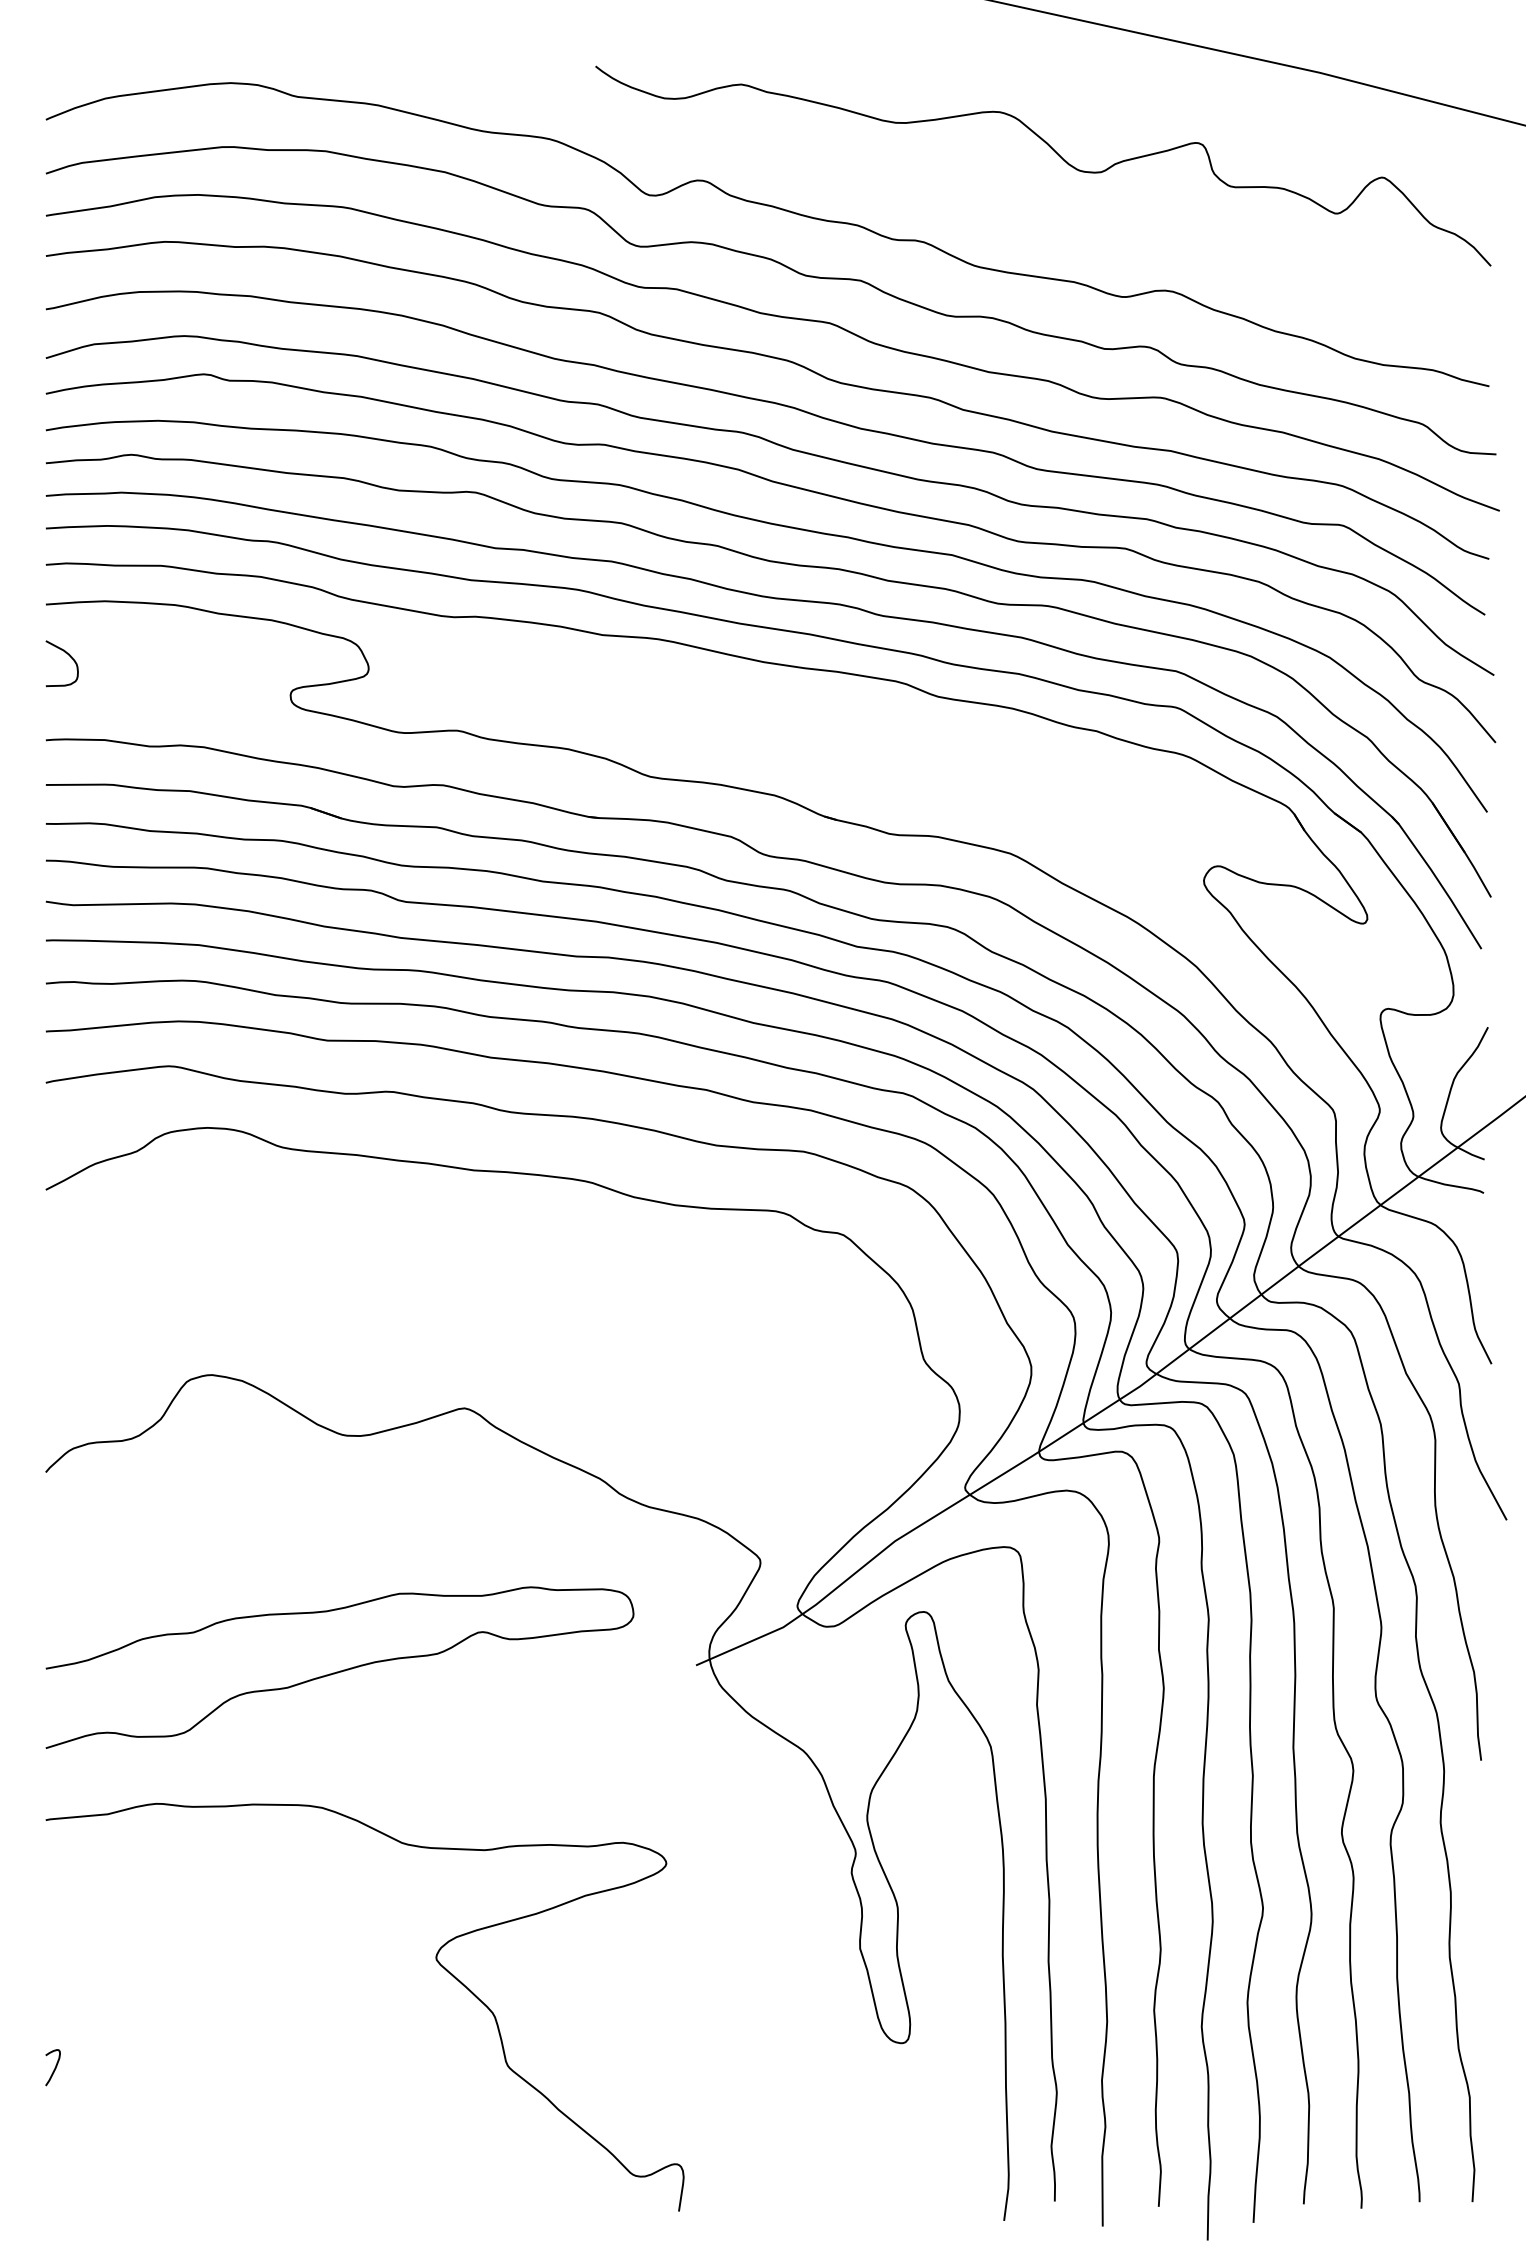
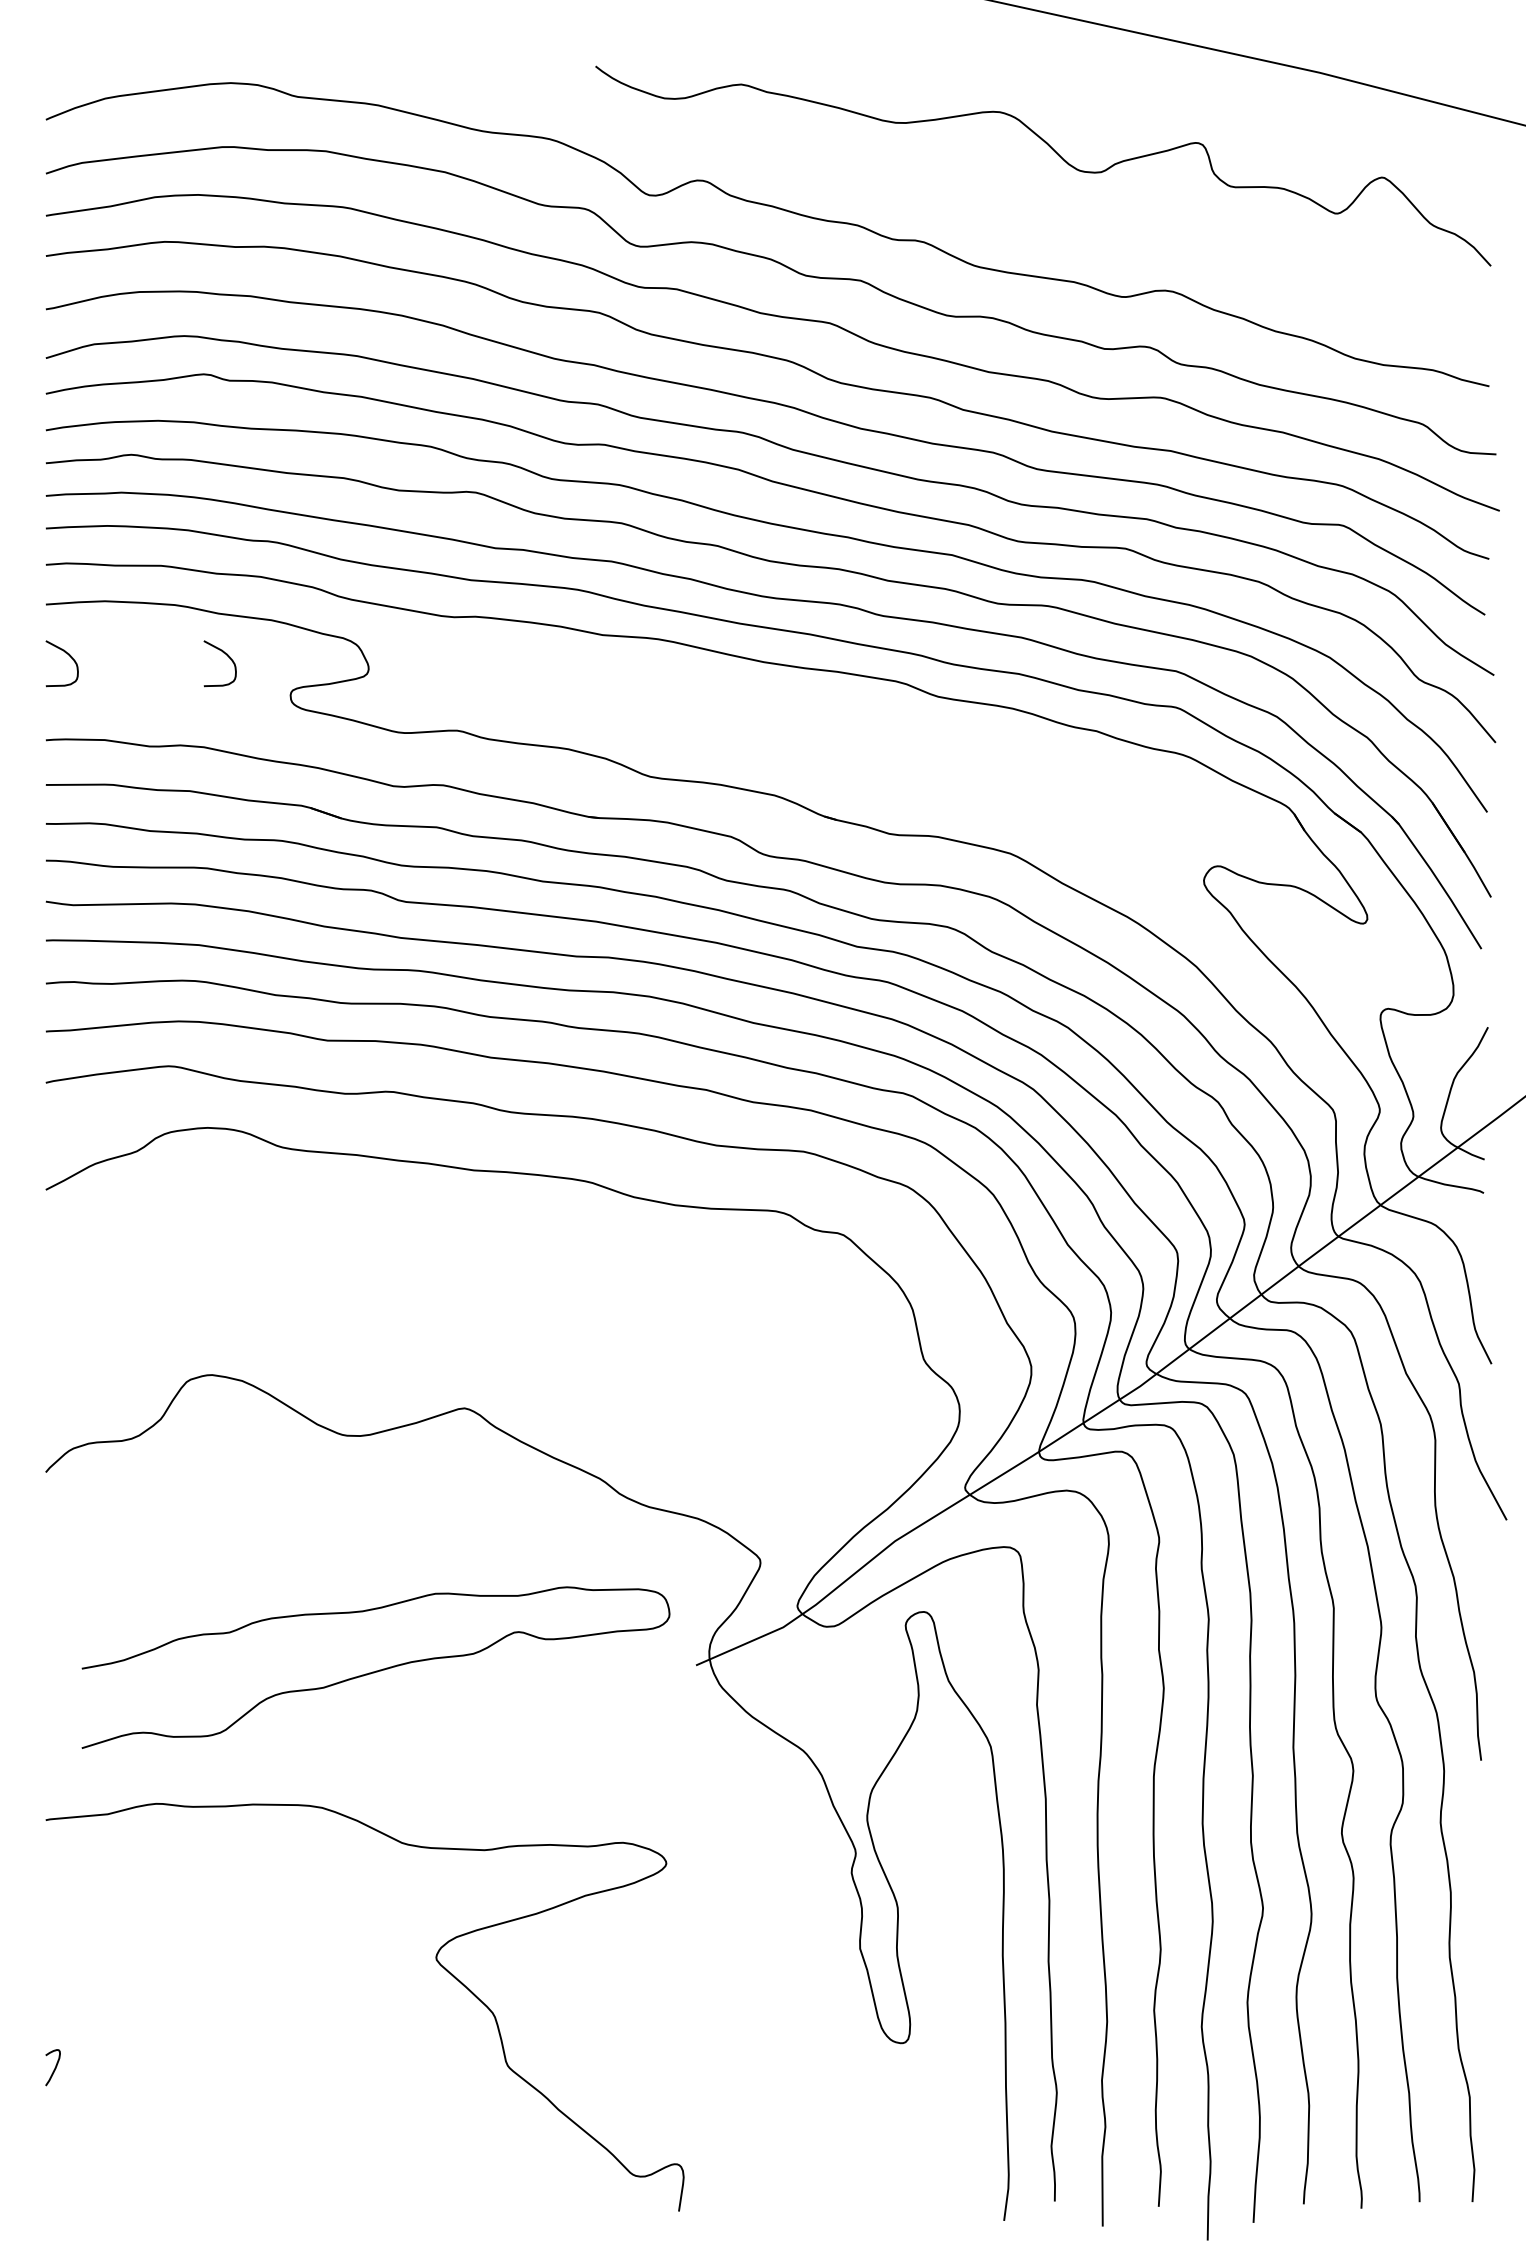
curve: none -> present (226, 655)
curve position: (340, 1670) -> (376, 1670) (376, 1670)
